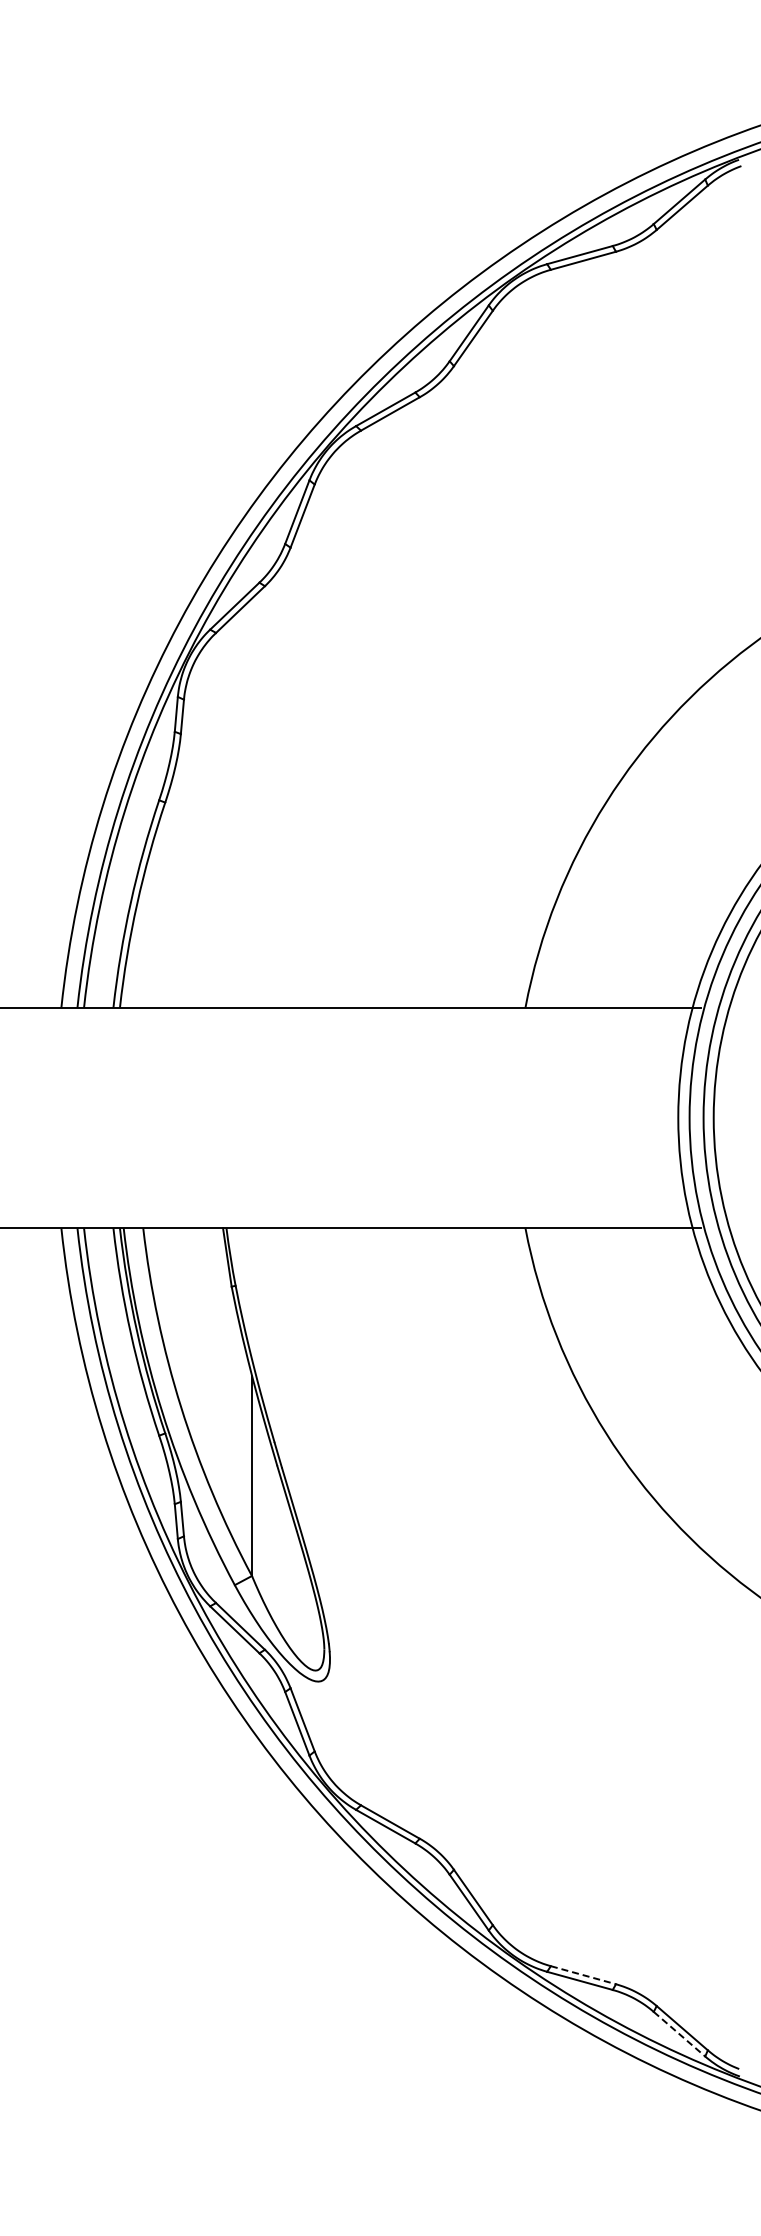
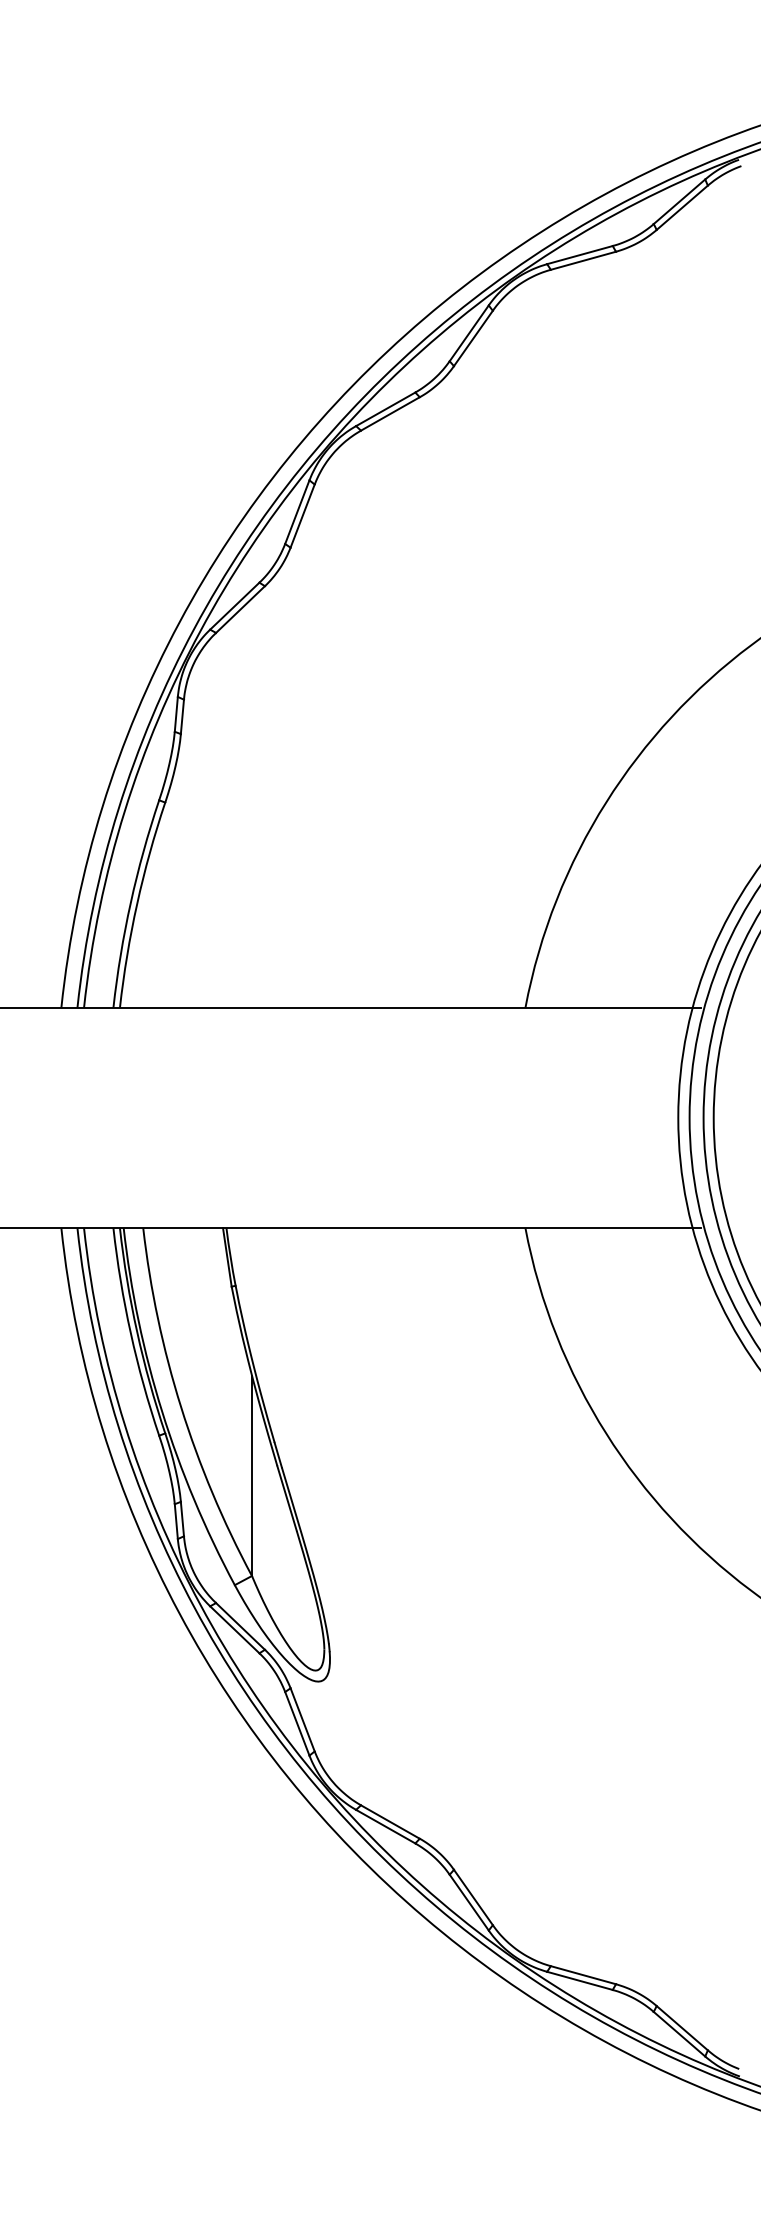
line: dashed -> solid (583, 1975)
line: dashed -> solid (679, 2034)
